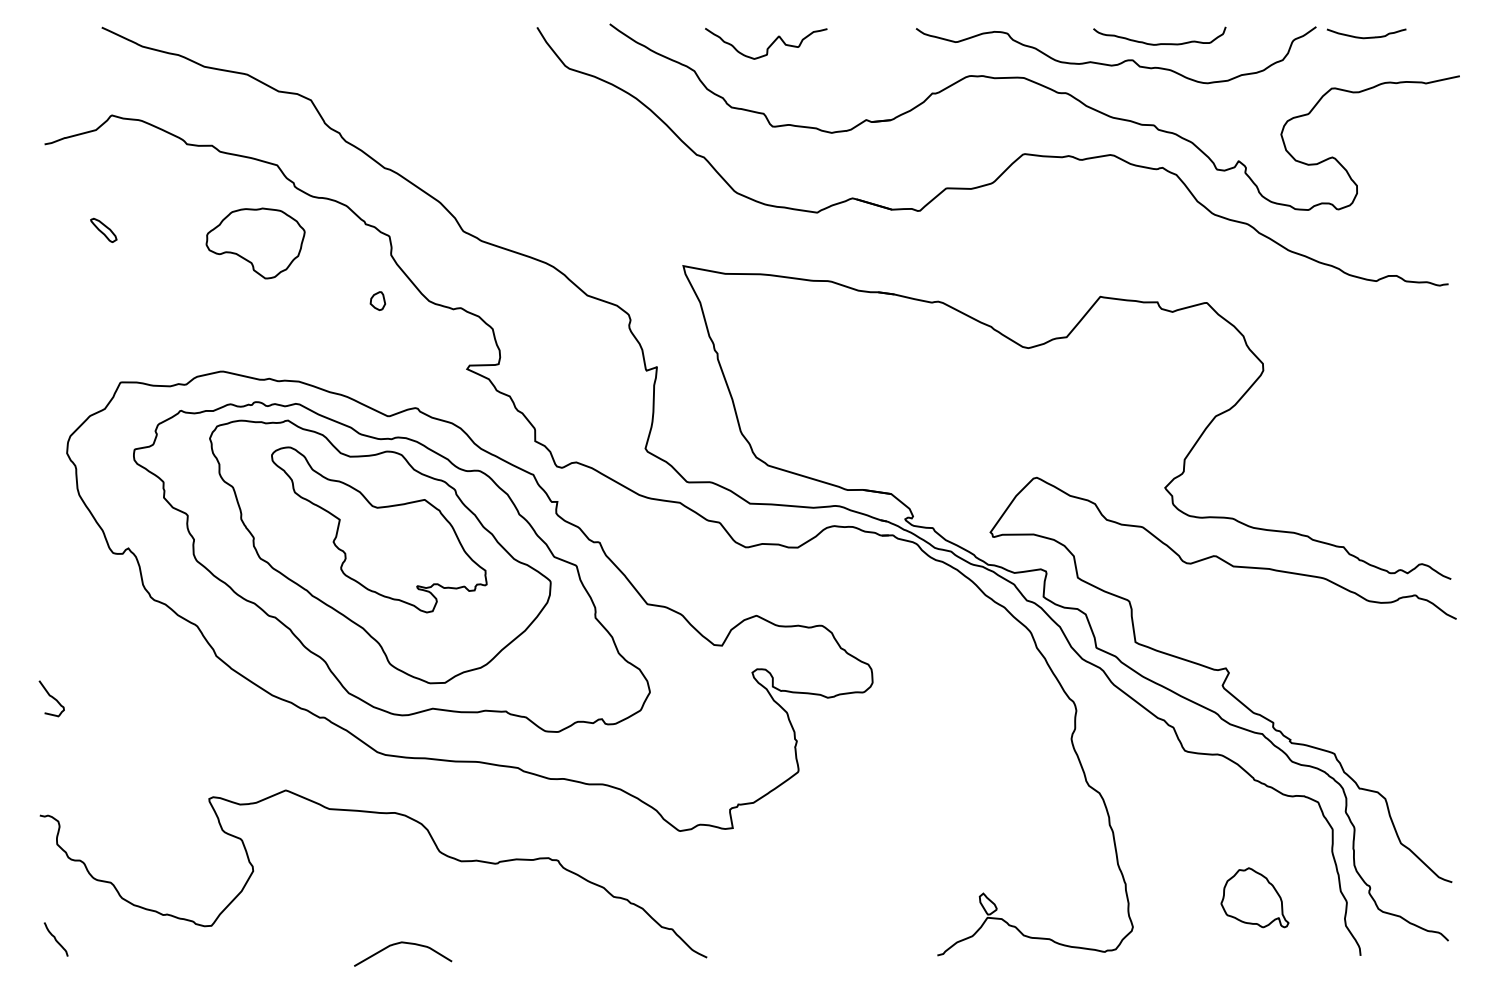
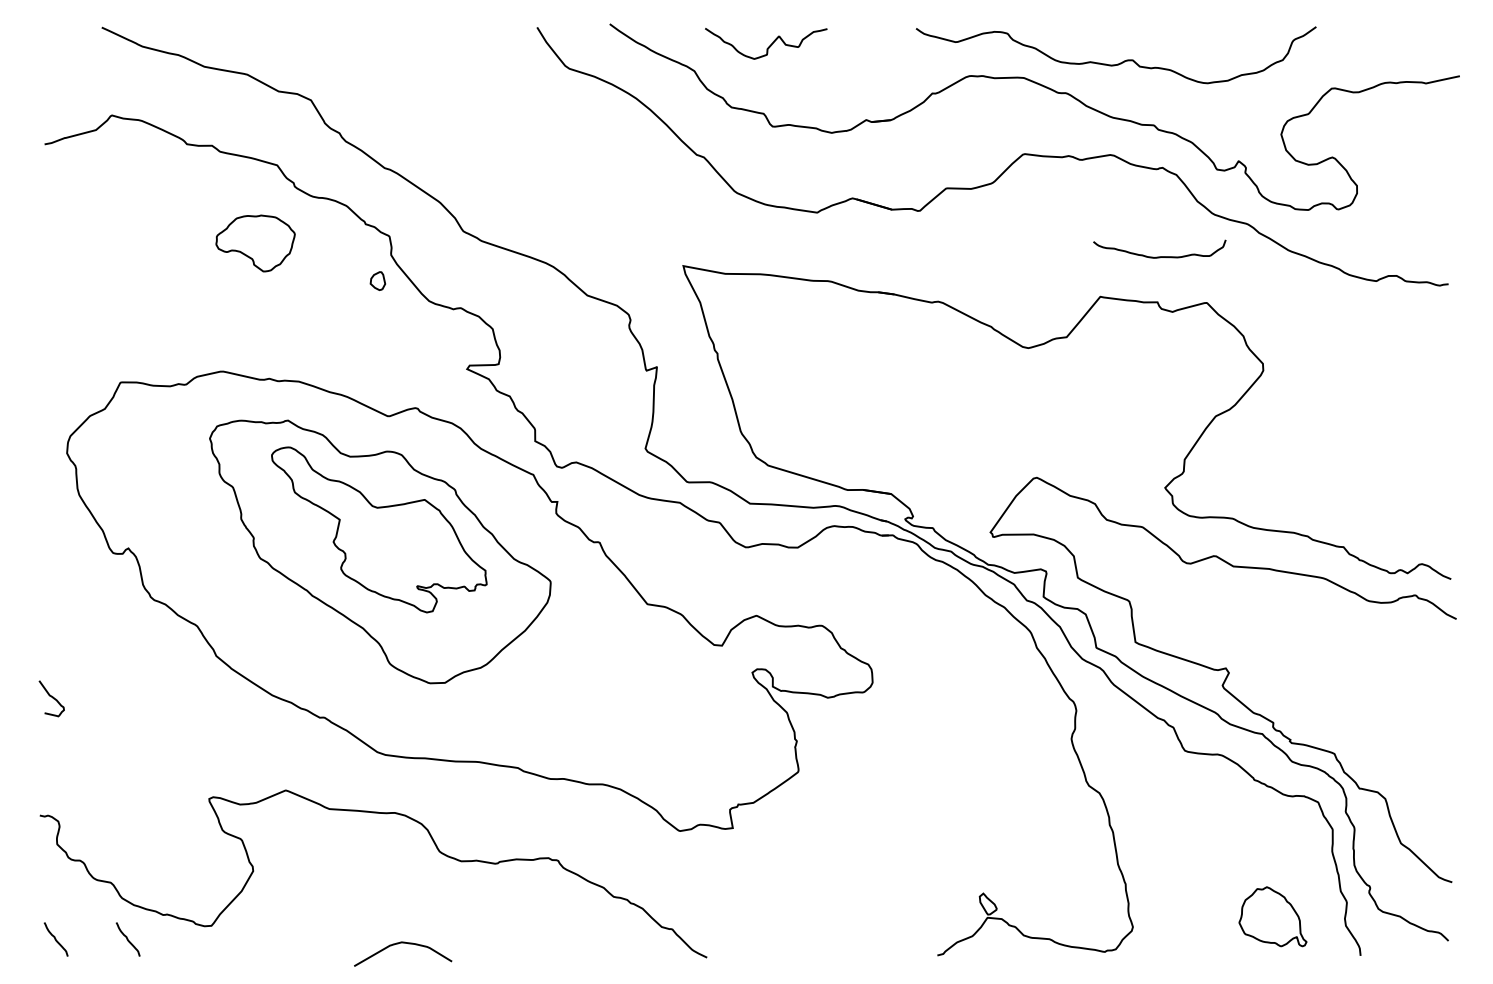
curve: present -> none (1366, 37)
curve position: (1159, 43) -> (1159, 256) (1159, 256)
part: present -> none (103, 229)
part size: 101x73 px -> 81x59 px (255, 243)
part position: (377, 300) -> (377, 280) (377, 280)
part: present -> none (391, 566)
part position: (1254, 897) -> (1272, 916) (1272, 916)
curve: none -> present (127, 939)
